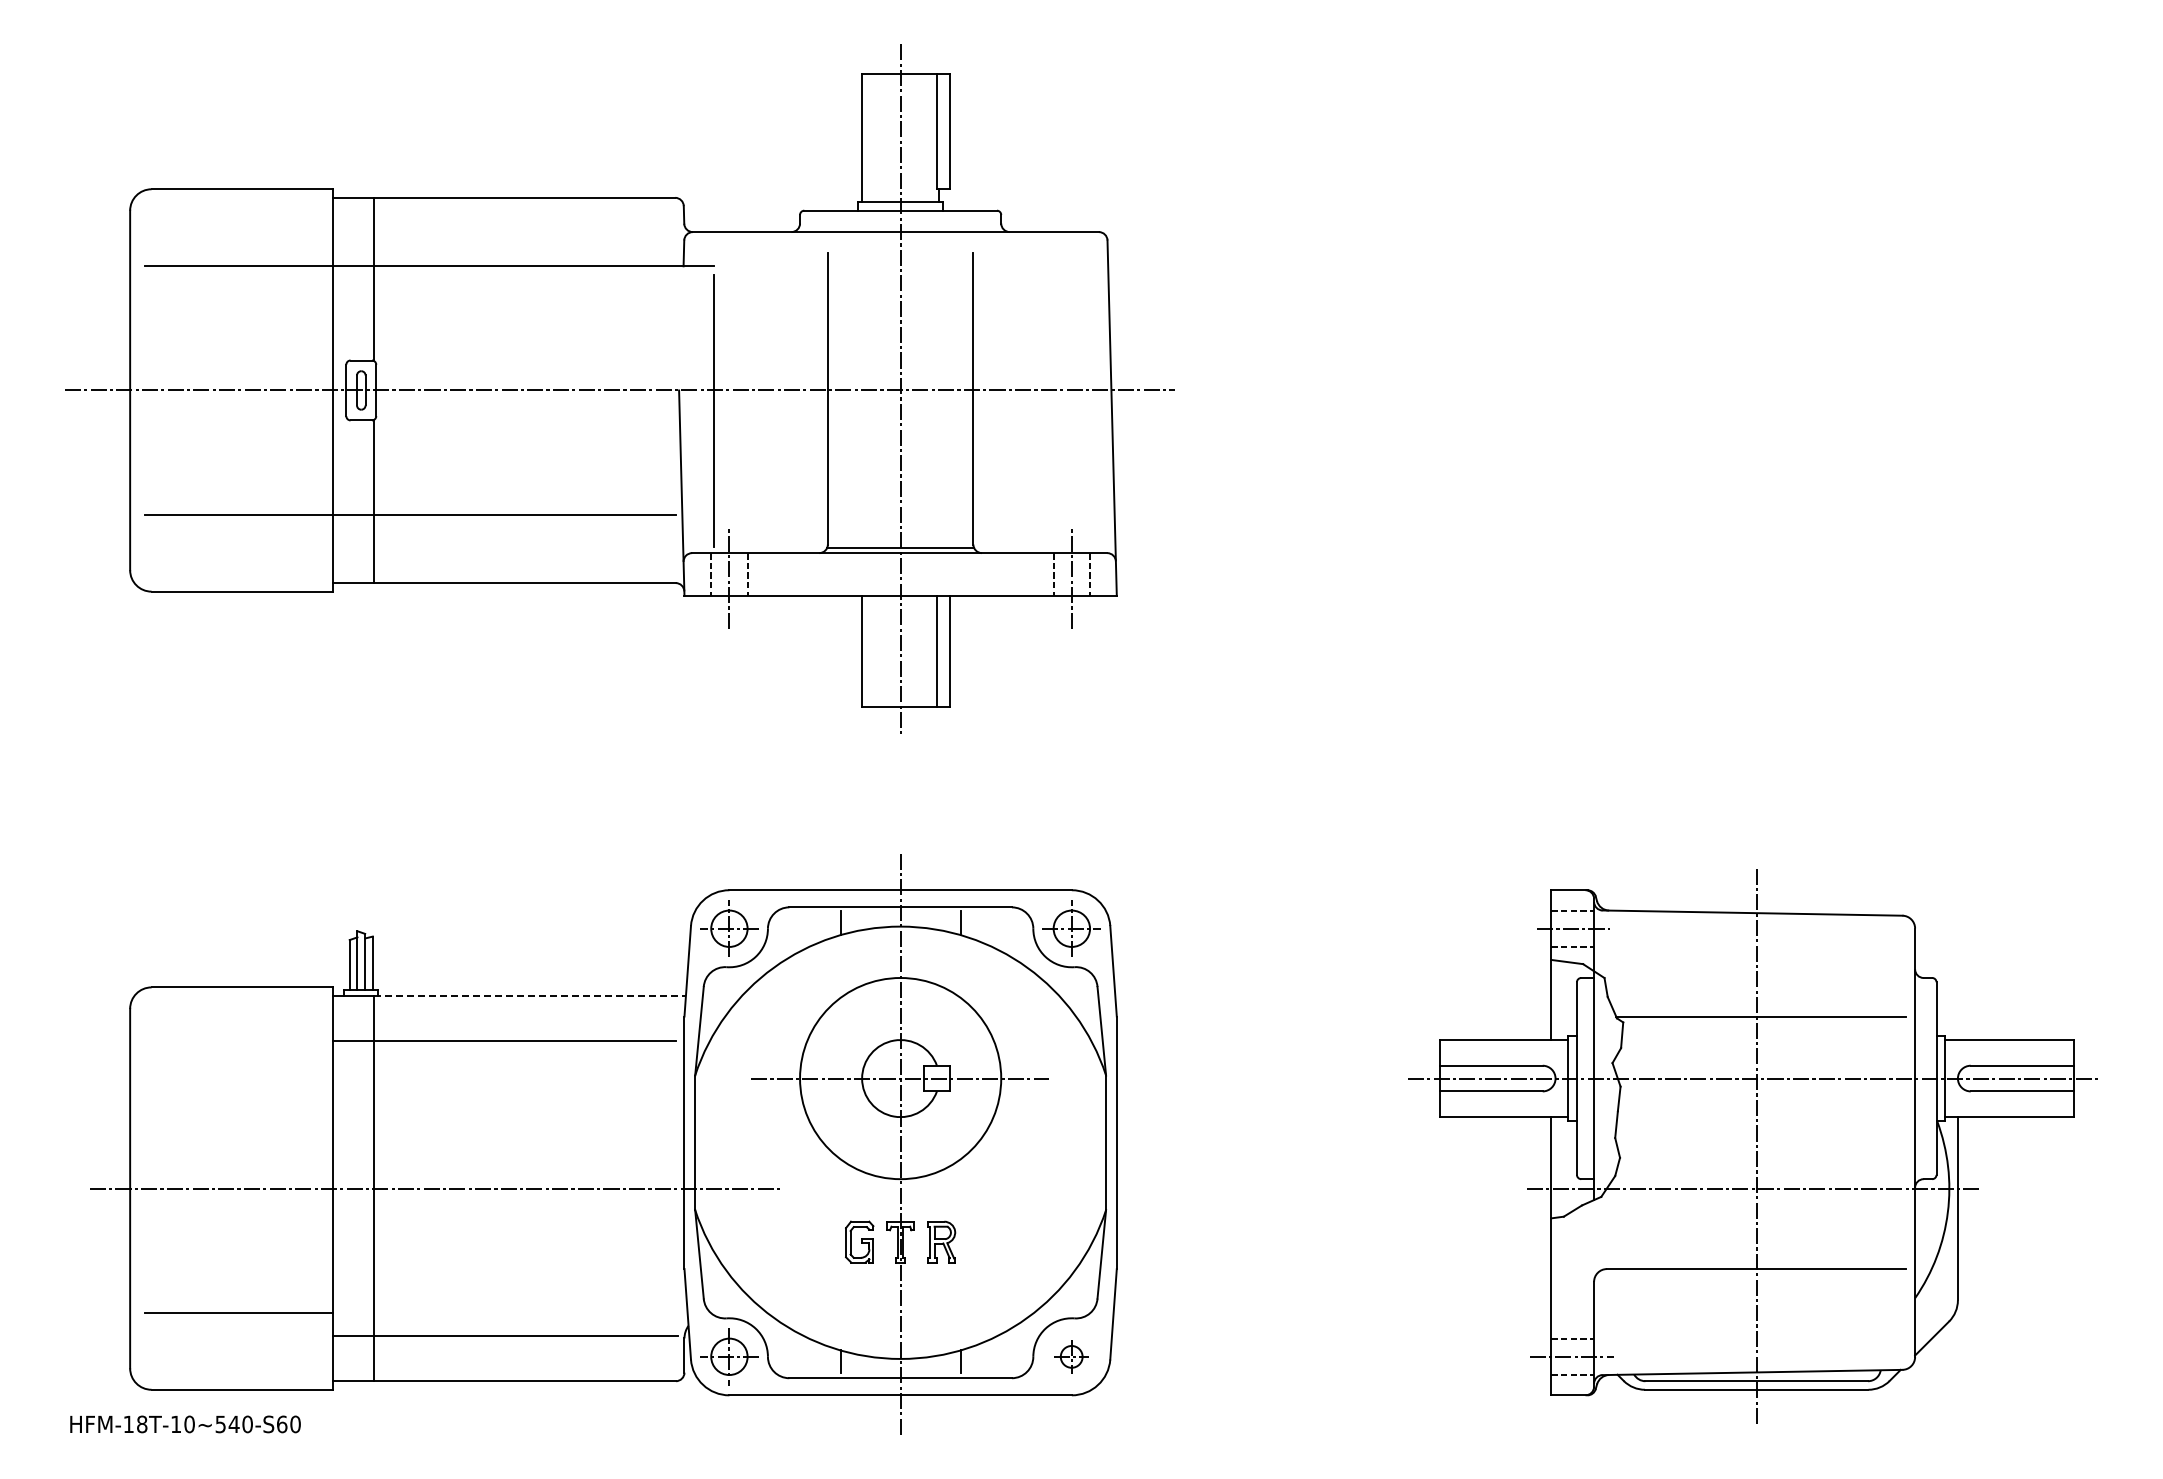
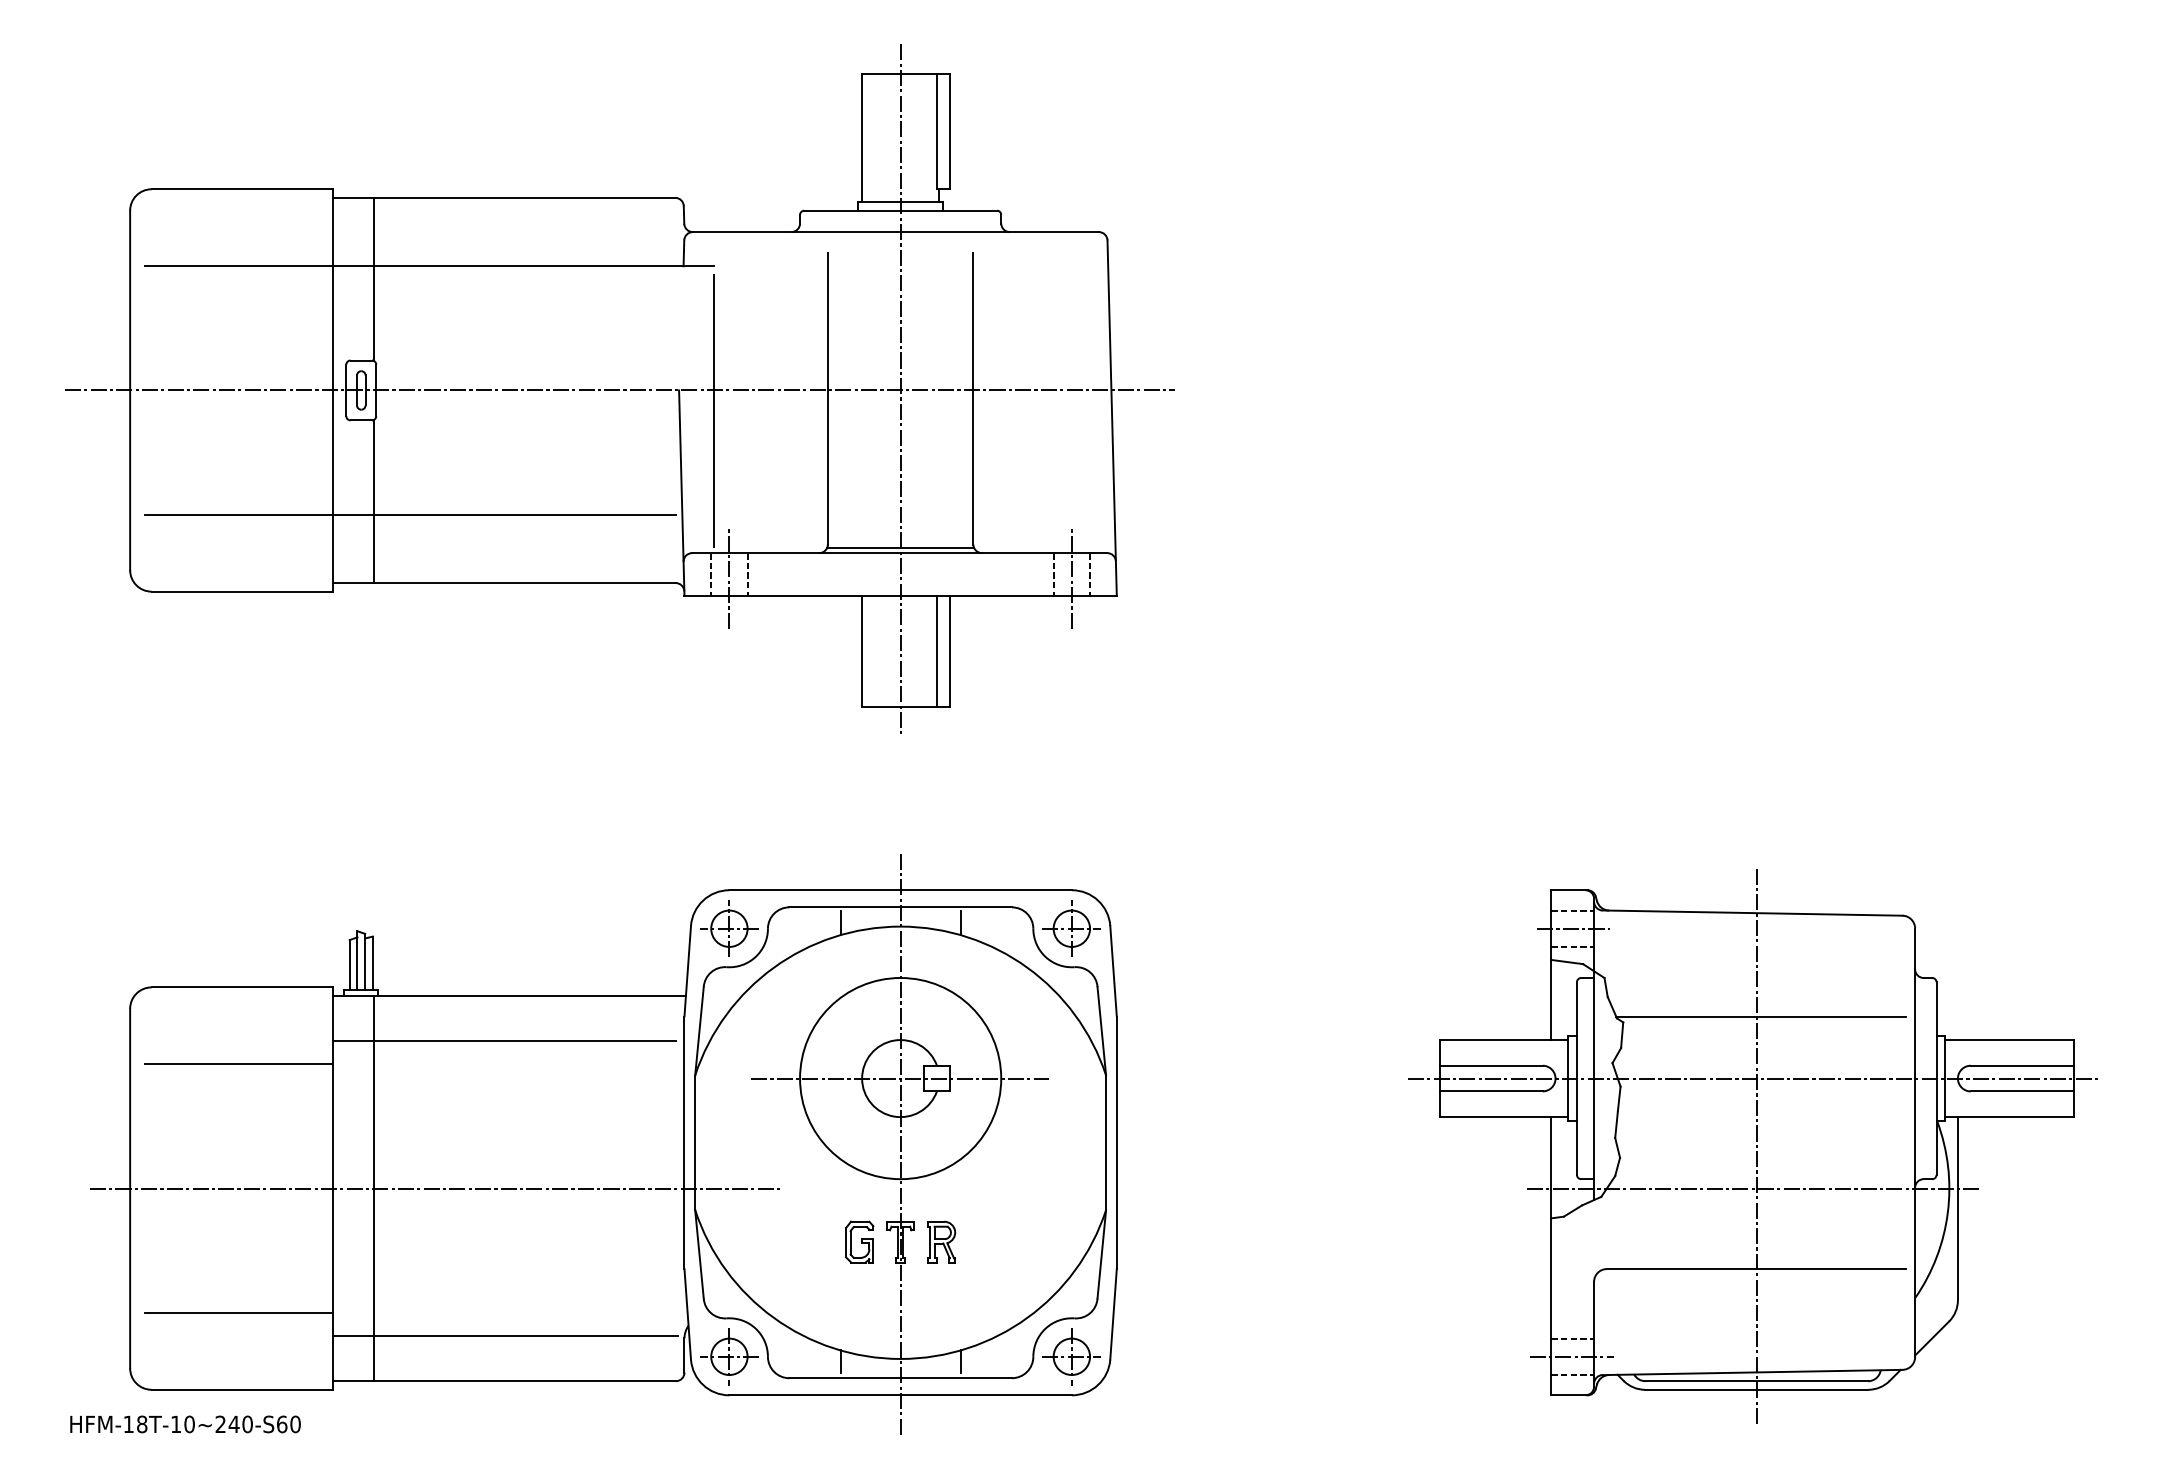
line: dashed -> solid (530, 995)
line: none -> present (239, 1064)
part size: 35x34 px -> 59x58 px (1071, 1356)
text: HFM-18T-10~540-S60 -> HFM-18T-10~240-S60 (220, 1424)
